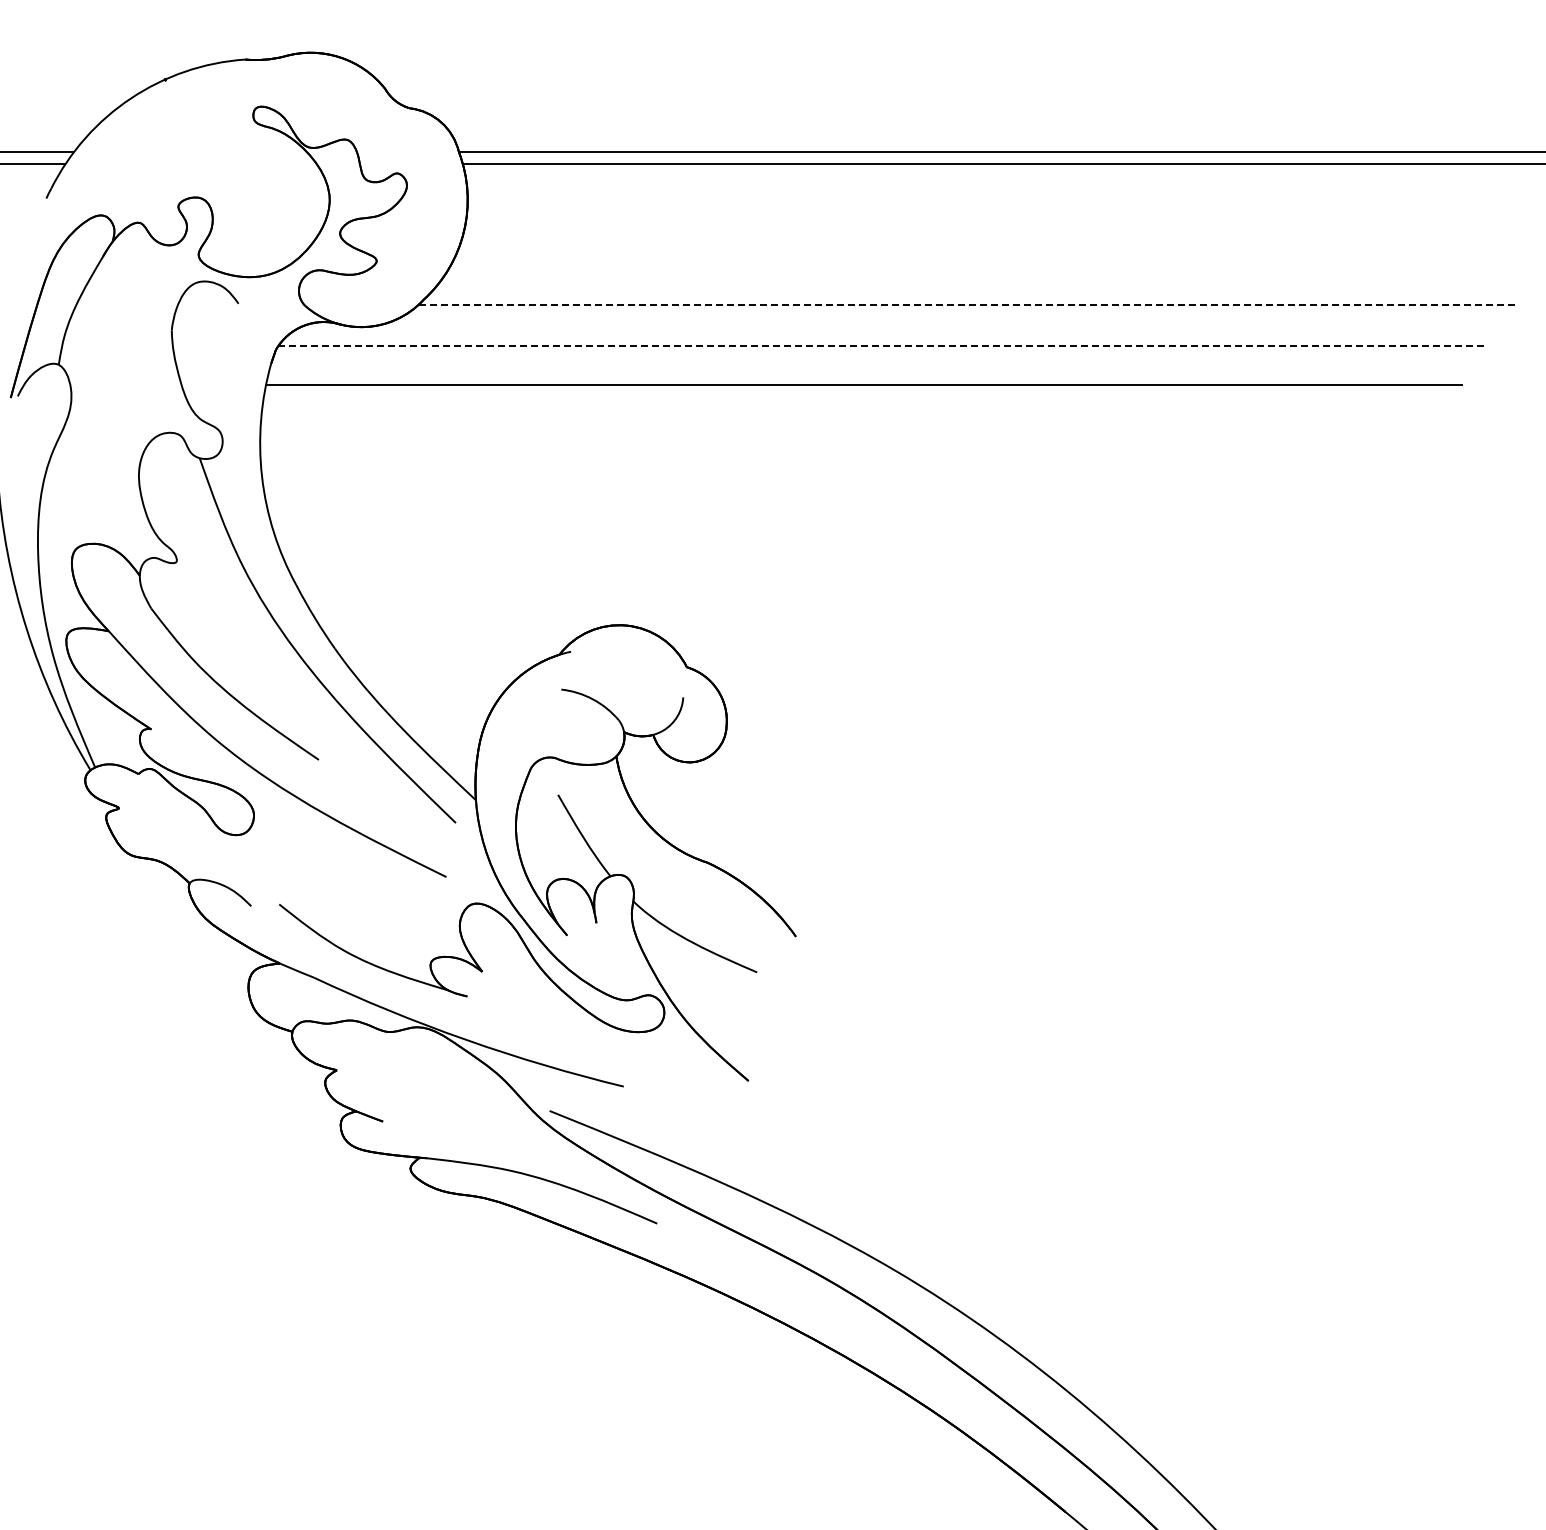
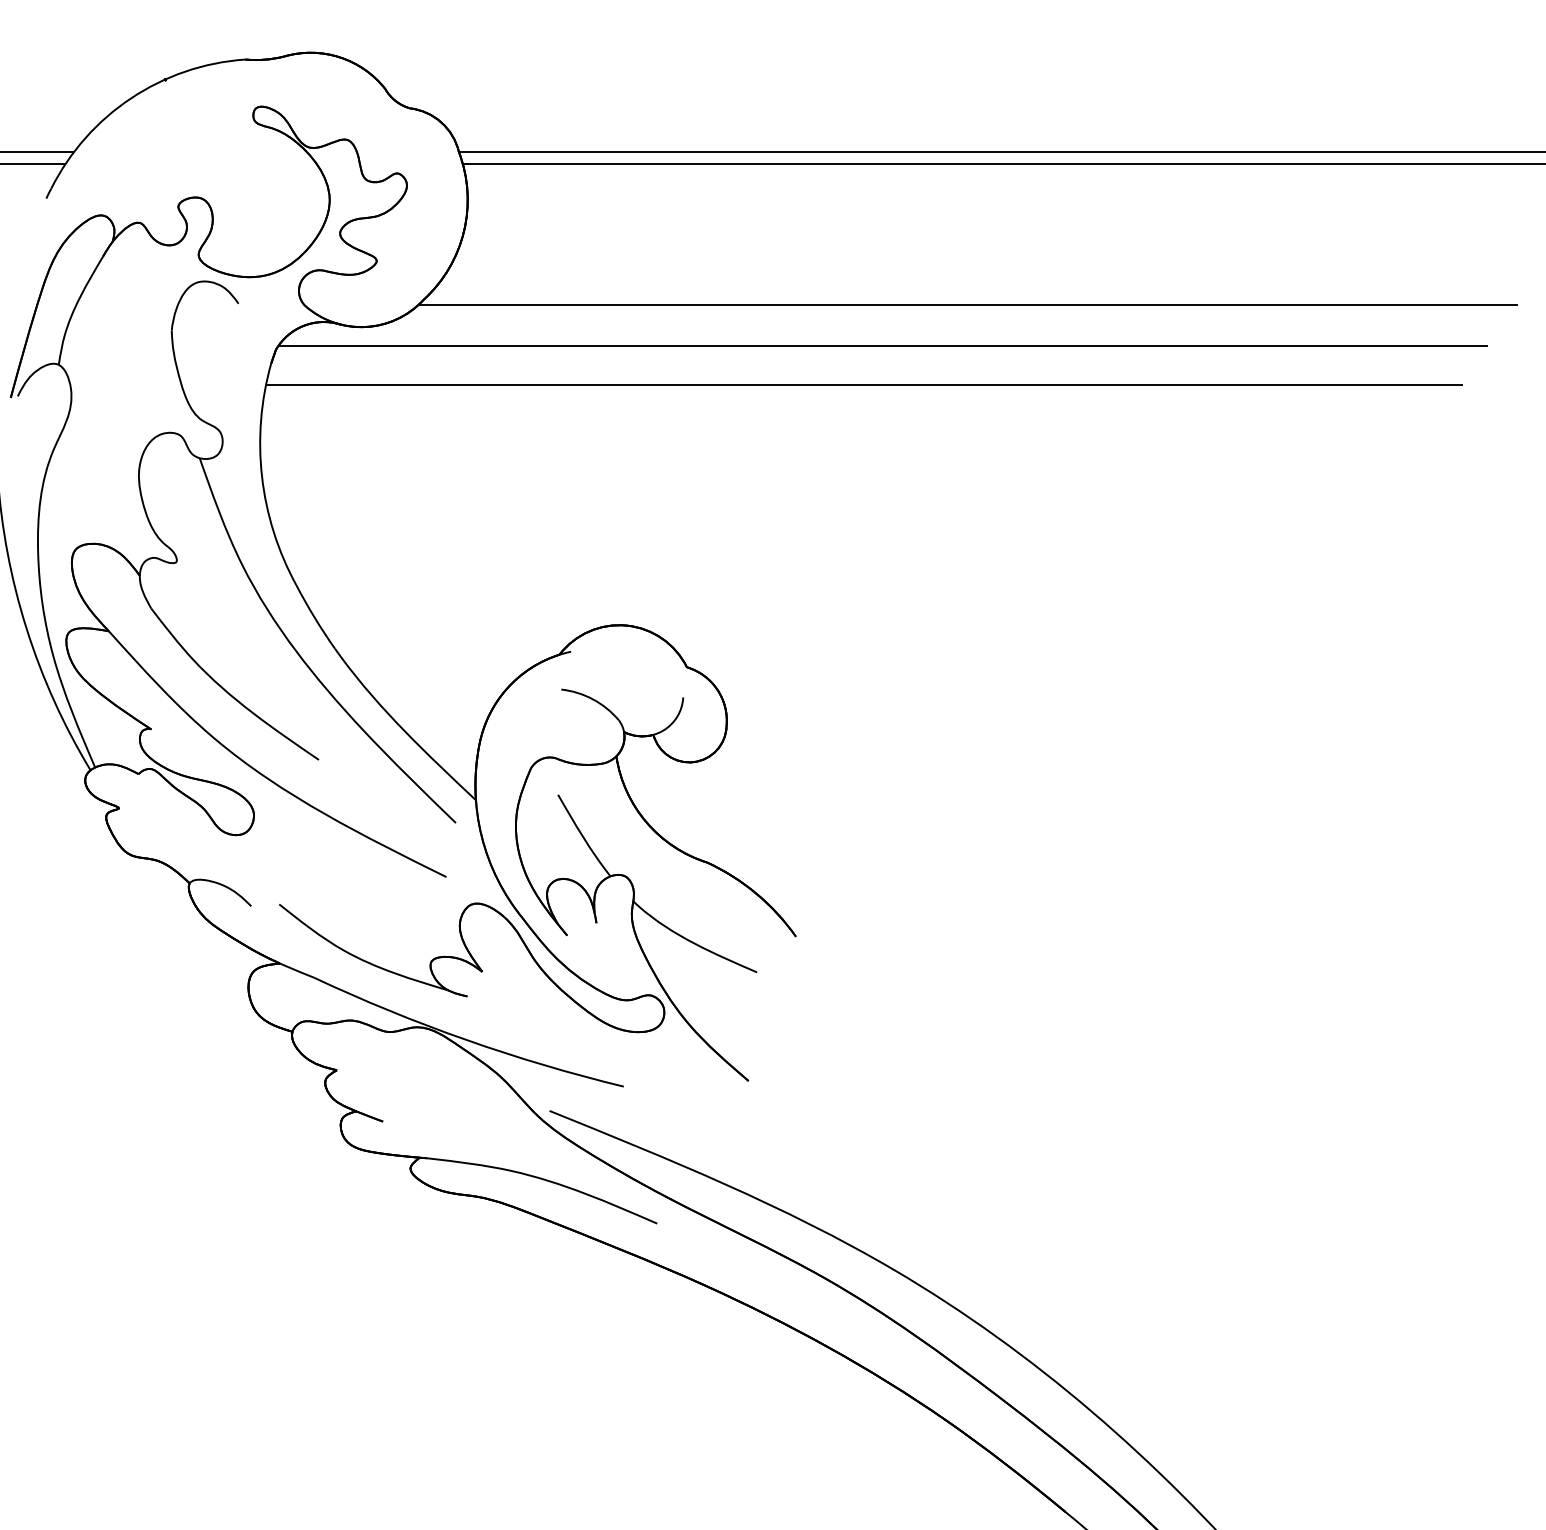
line: dashed -> solid (968, 304)
line: dashed -> solid (882, 346)
